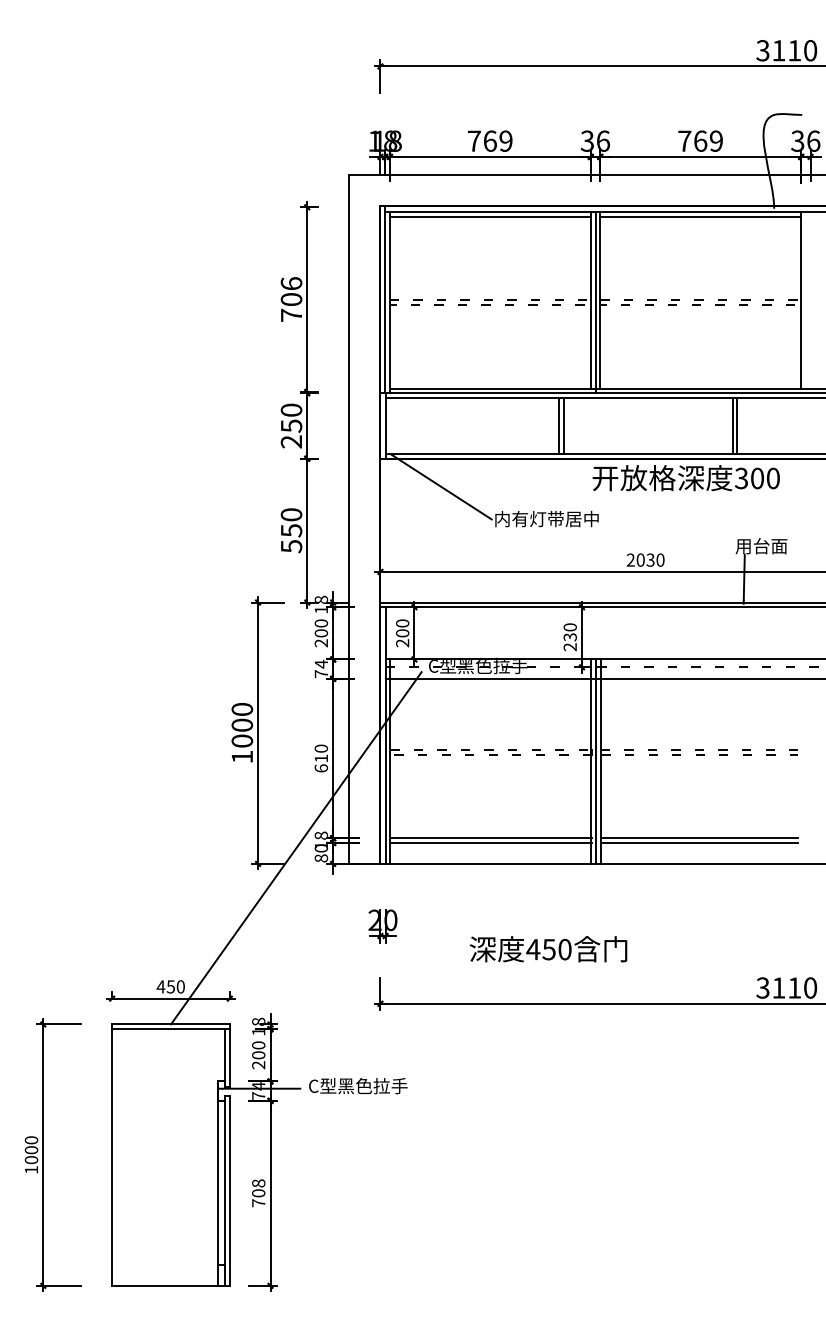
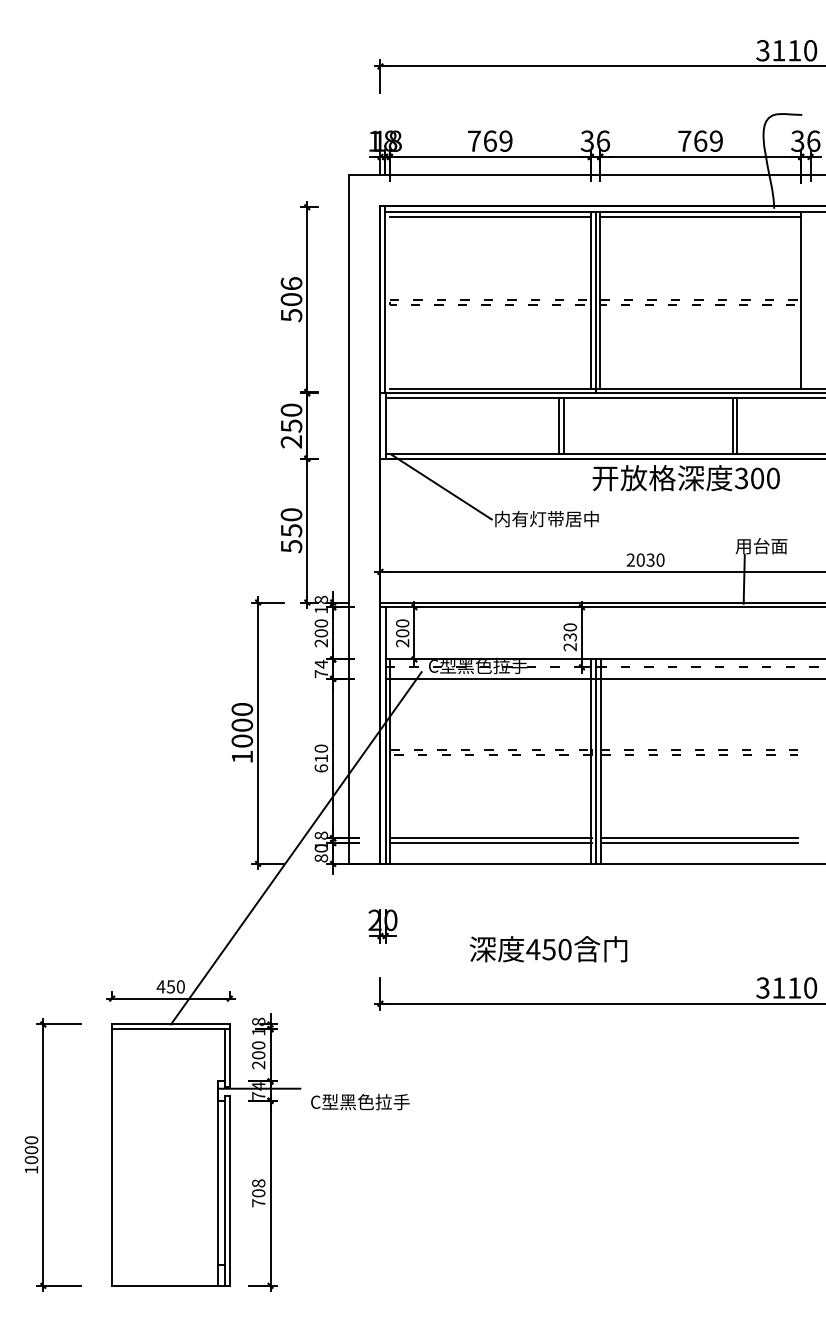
line: present -> none (389, 302)
text: 706 -> 506 (291, 315)
text position: (358, 1086) -> (360, 1102) (360, 1102)
